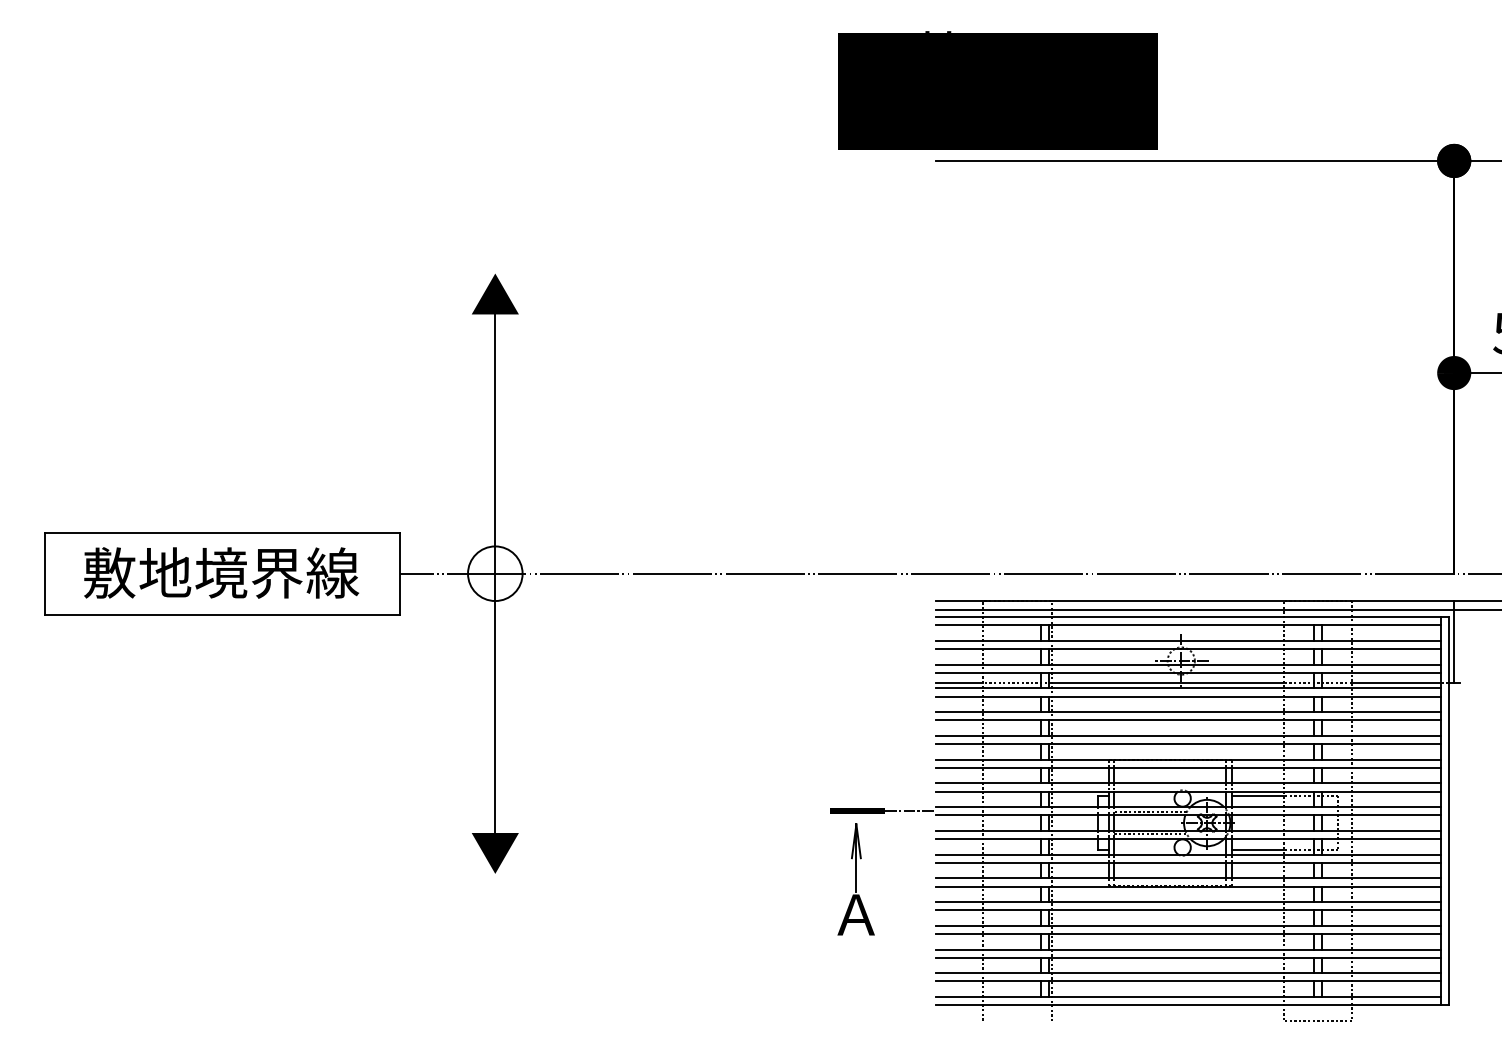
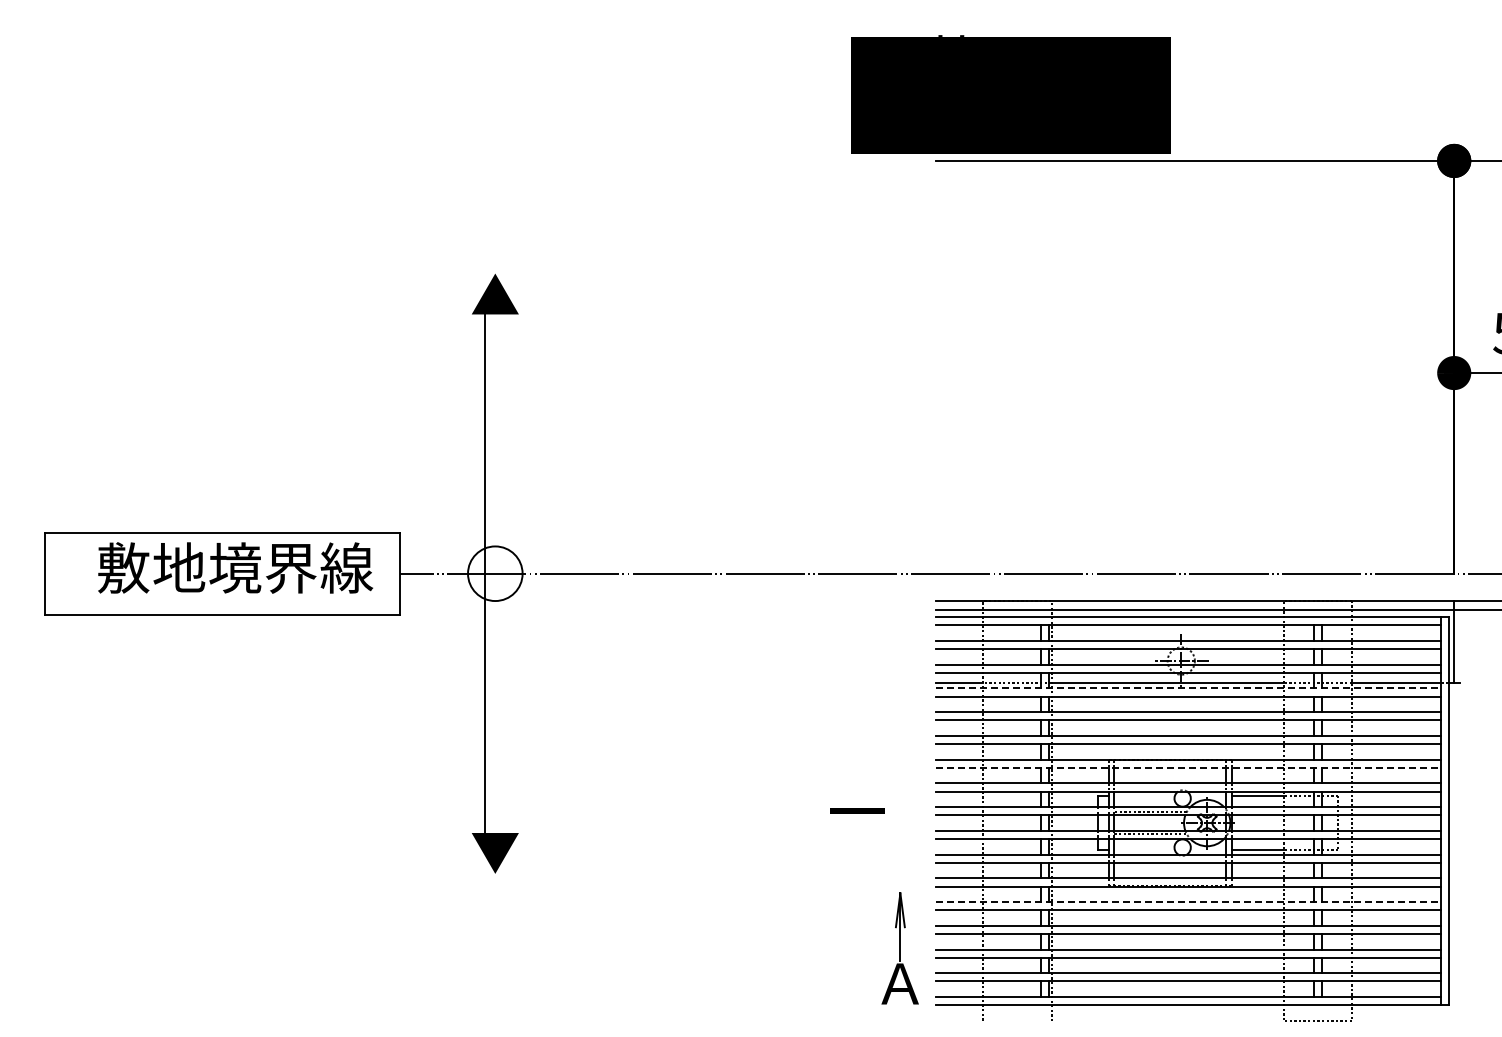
text position: (997, 90) -> (1010, 94) (1010, 94)
text position: (221, 572) -> (235, 567) (235, 567)
line position: (495, 573) -> (485, 573) (485, 573)
line: solid -> dashed (1188, 688)
line: solid -> dashed (1188, 767)
line: present -> none (910, 811)
part position: (855, 879) -> (899, 948) (899, 948)
line: solid -> dashed (1188, 902)
